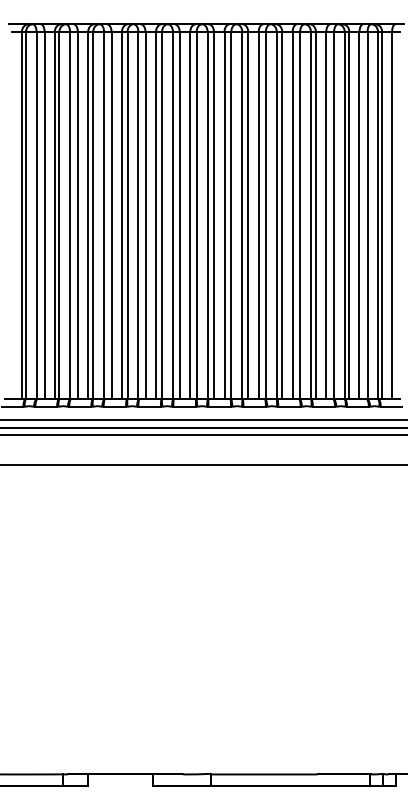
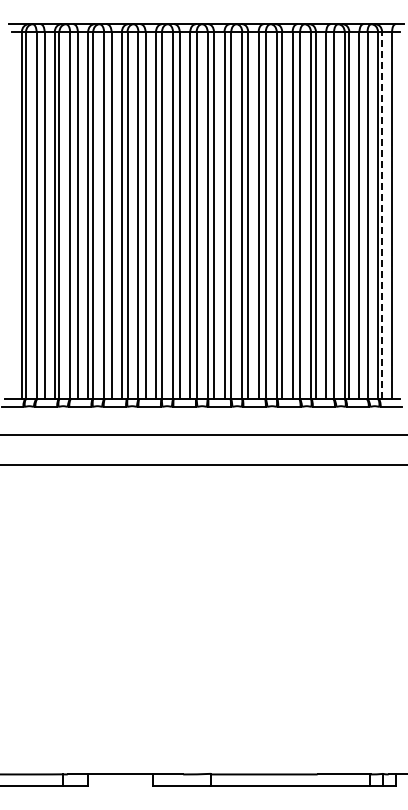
line: solid -> dashed (382, 215)
line: present -> none (203, 420)
line: present -> none (203, 427)
